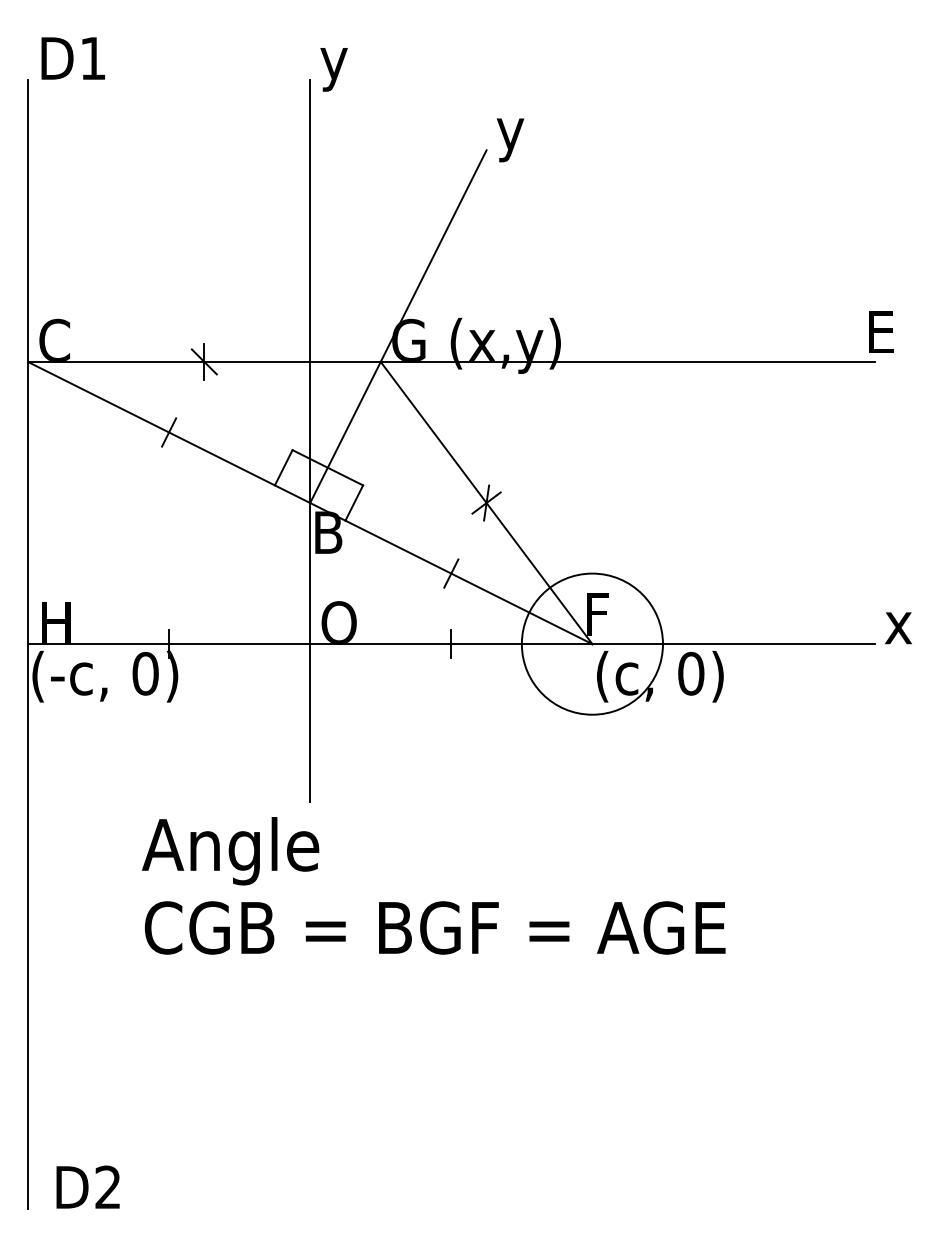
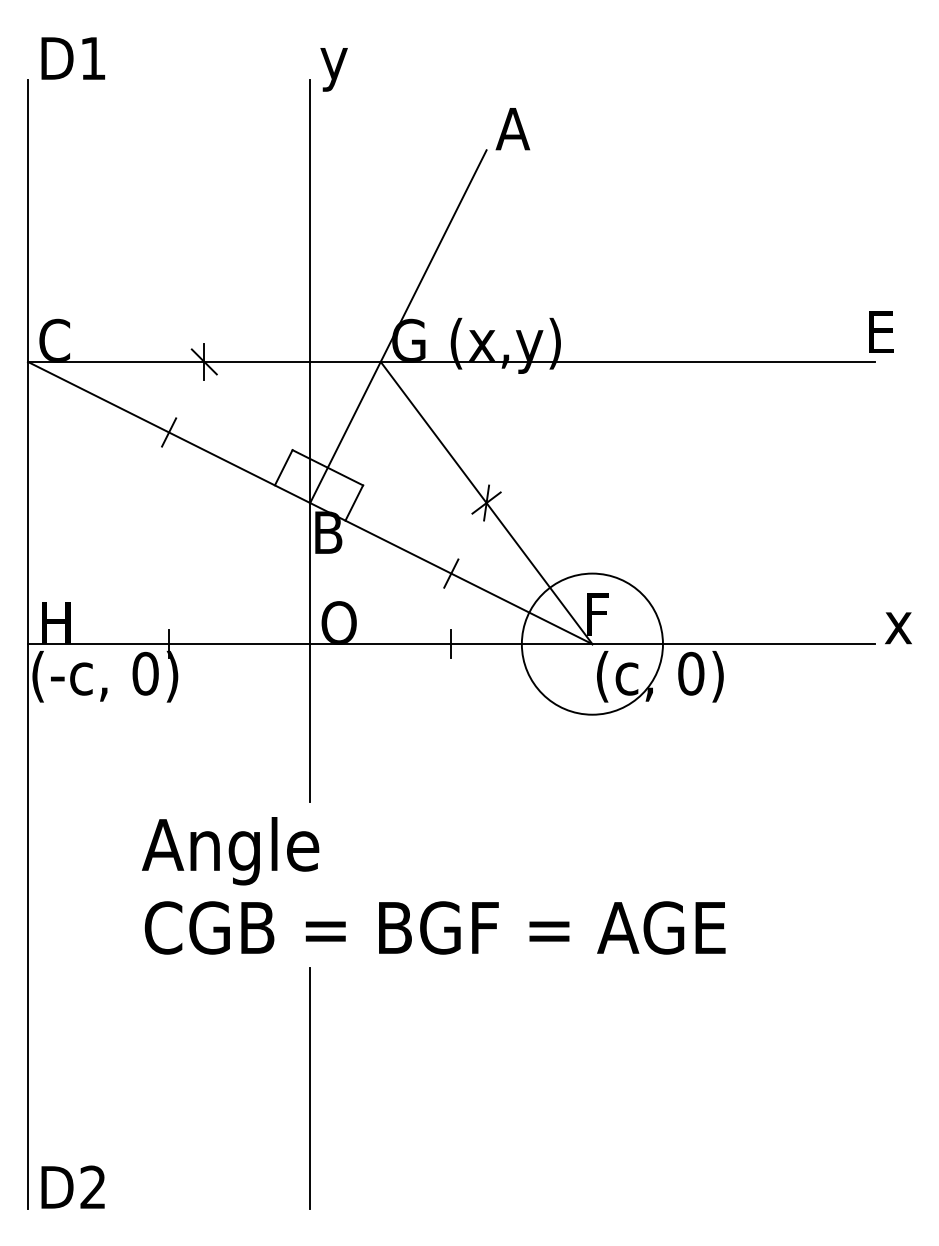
text: y -> A (512, 135)
line: none -> present (310, 1088)
text position: (87, 1186) -> (72, 1186) (72, 1186)
